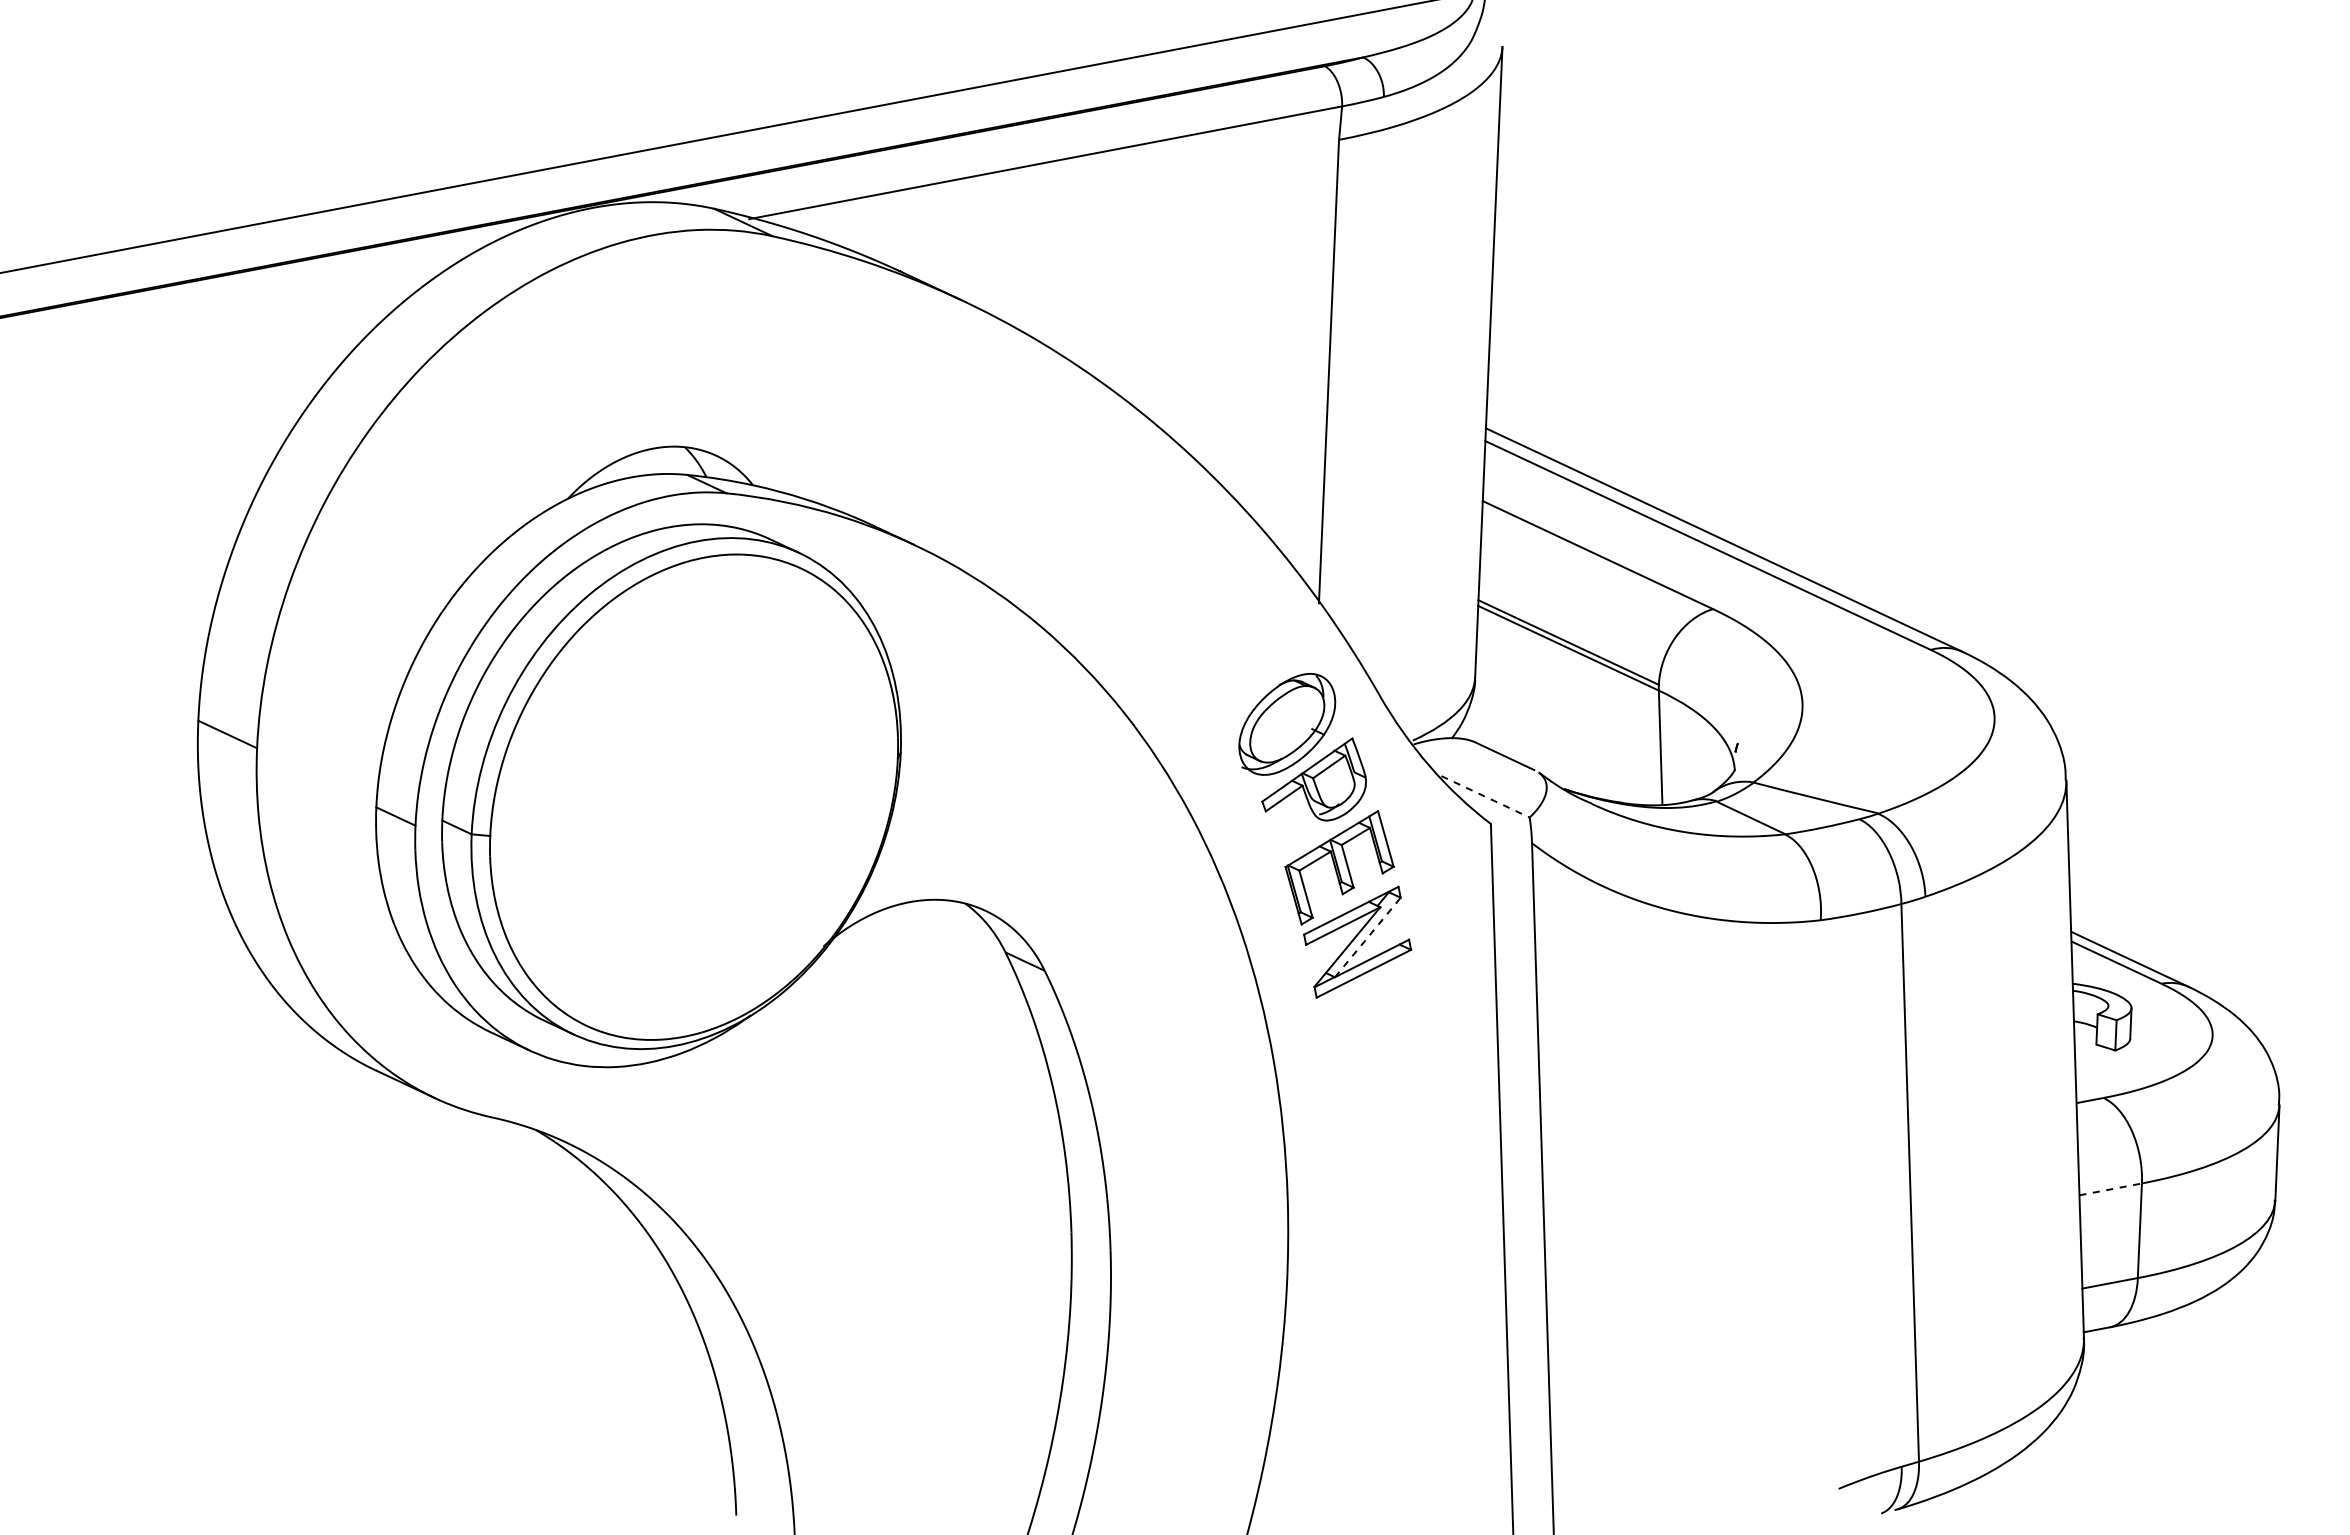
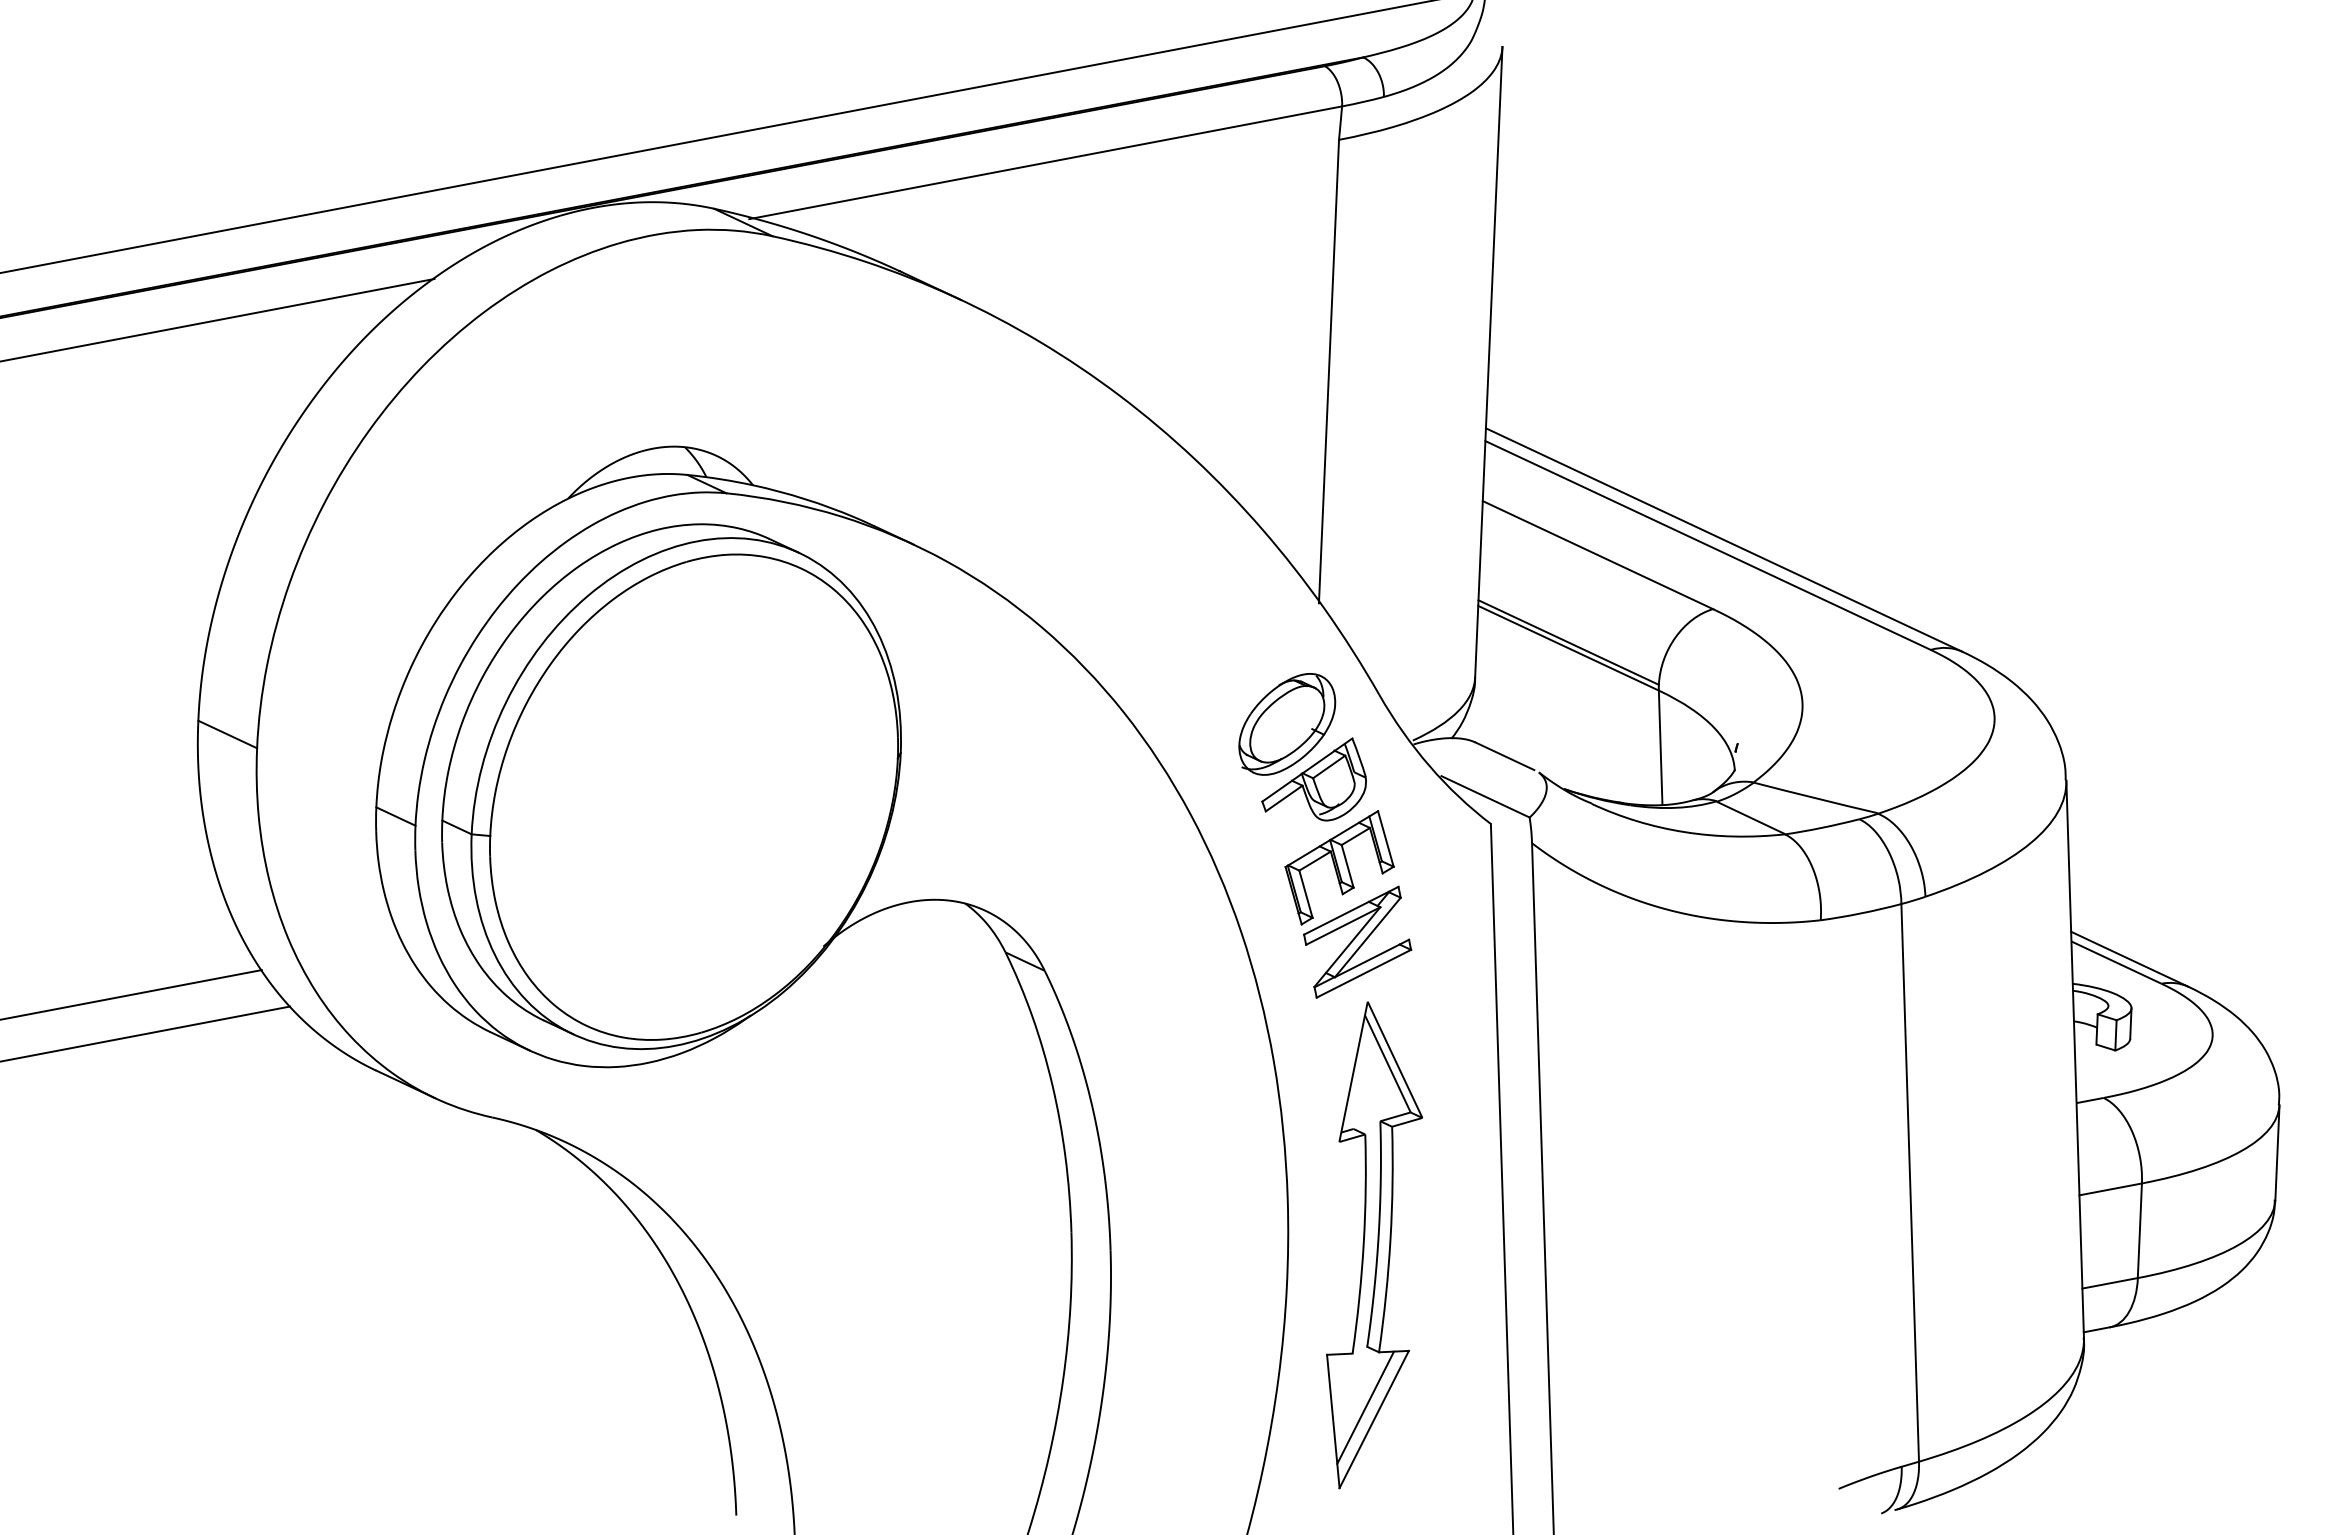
line: none -> present (218, 319)
line: dashed -> solid (1485, 796)
line: dashed -> solid (1367, 937)
line: none -> present (131, 994)
line: none -> present (146, 1033)
line: dashed -> solid (2110, 1189)
part: none -> present (1374, 1245)
